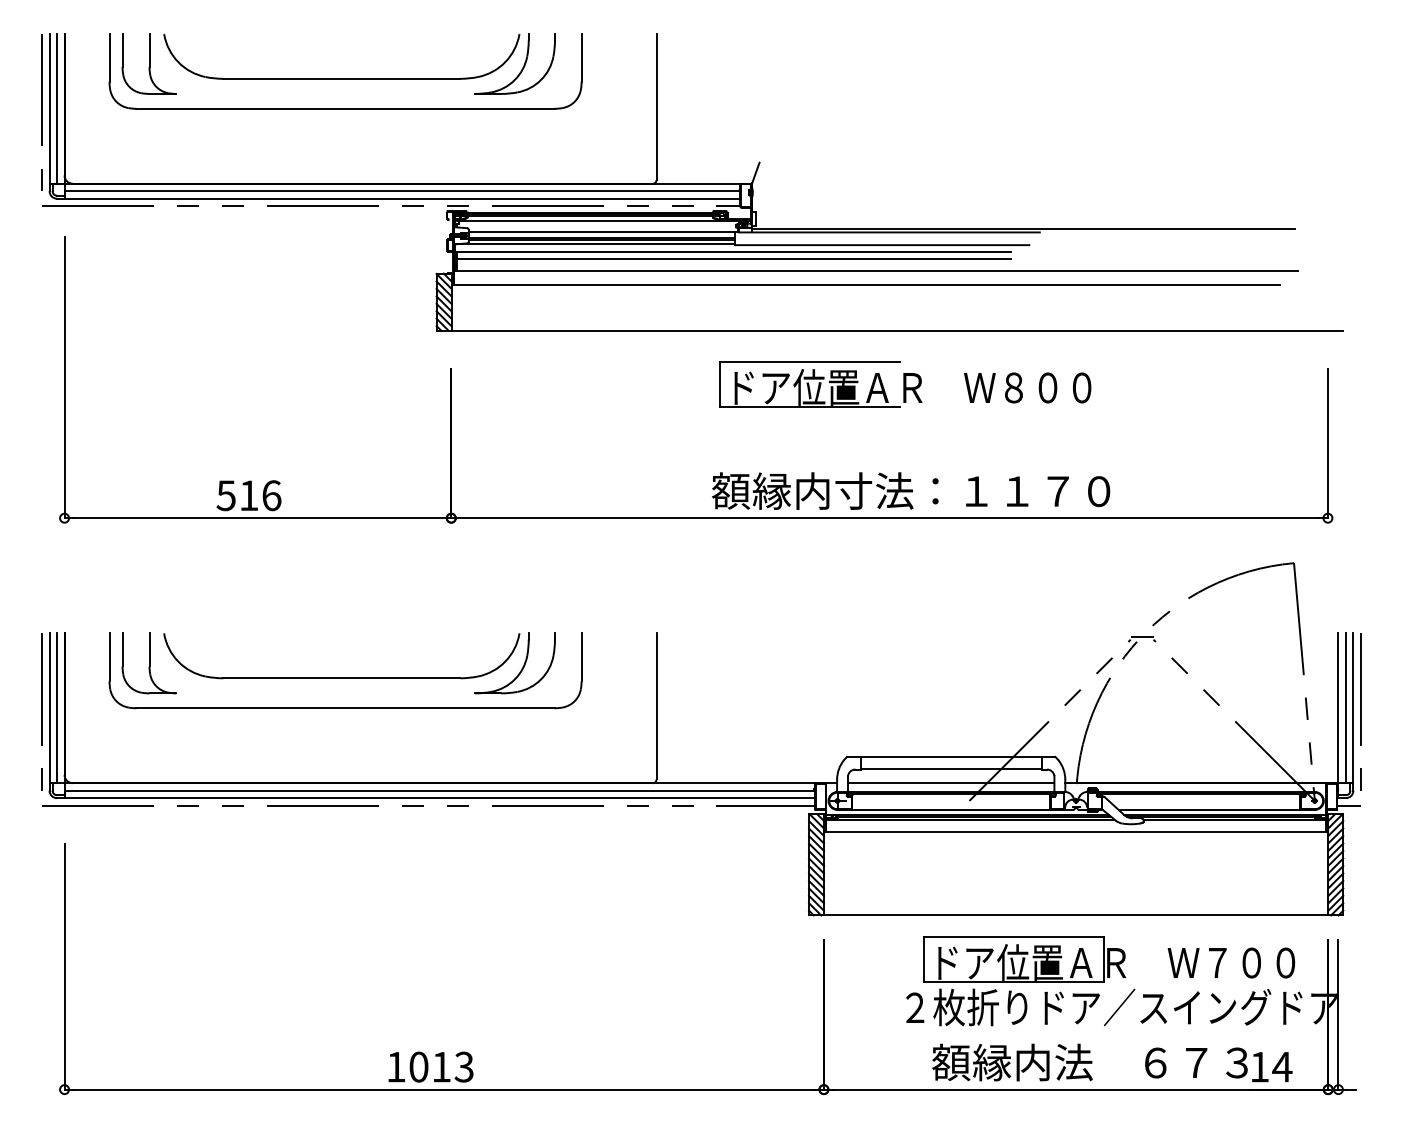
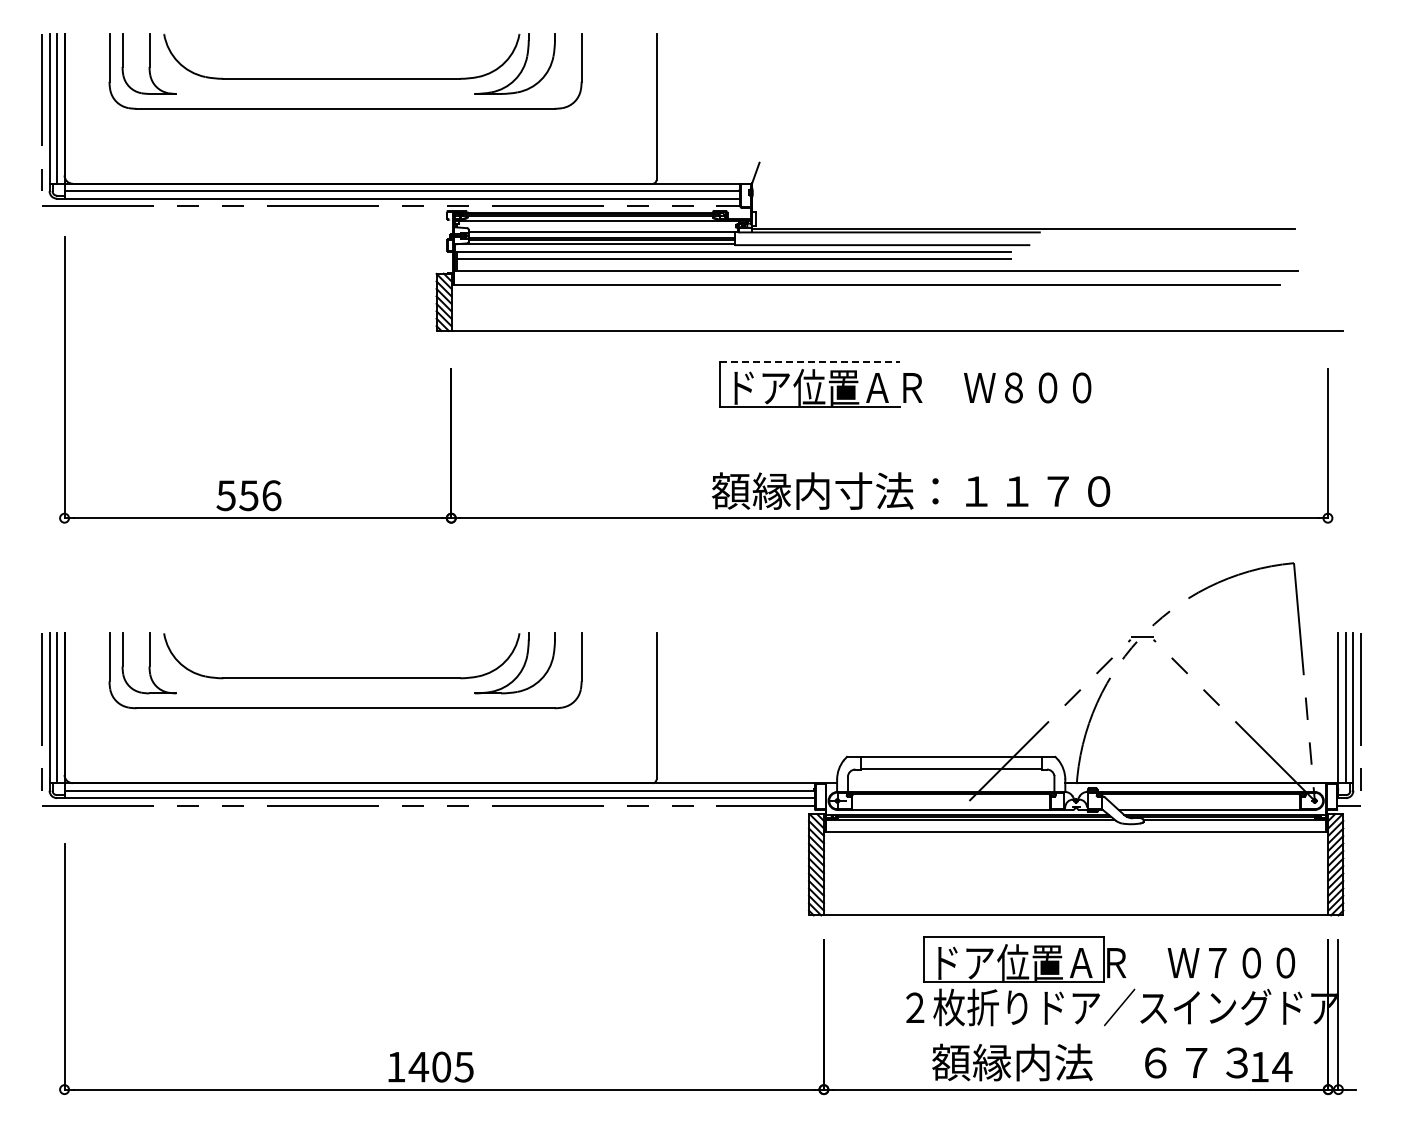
line: solid -> dashed (809, 361)
text: 516 -> 556 (248, 495)
line: present -> none (950, 783)
text: 1013 -> 1405 (440, 1066)
